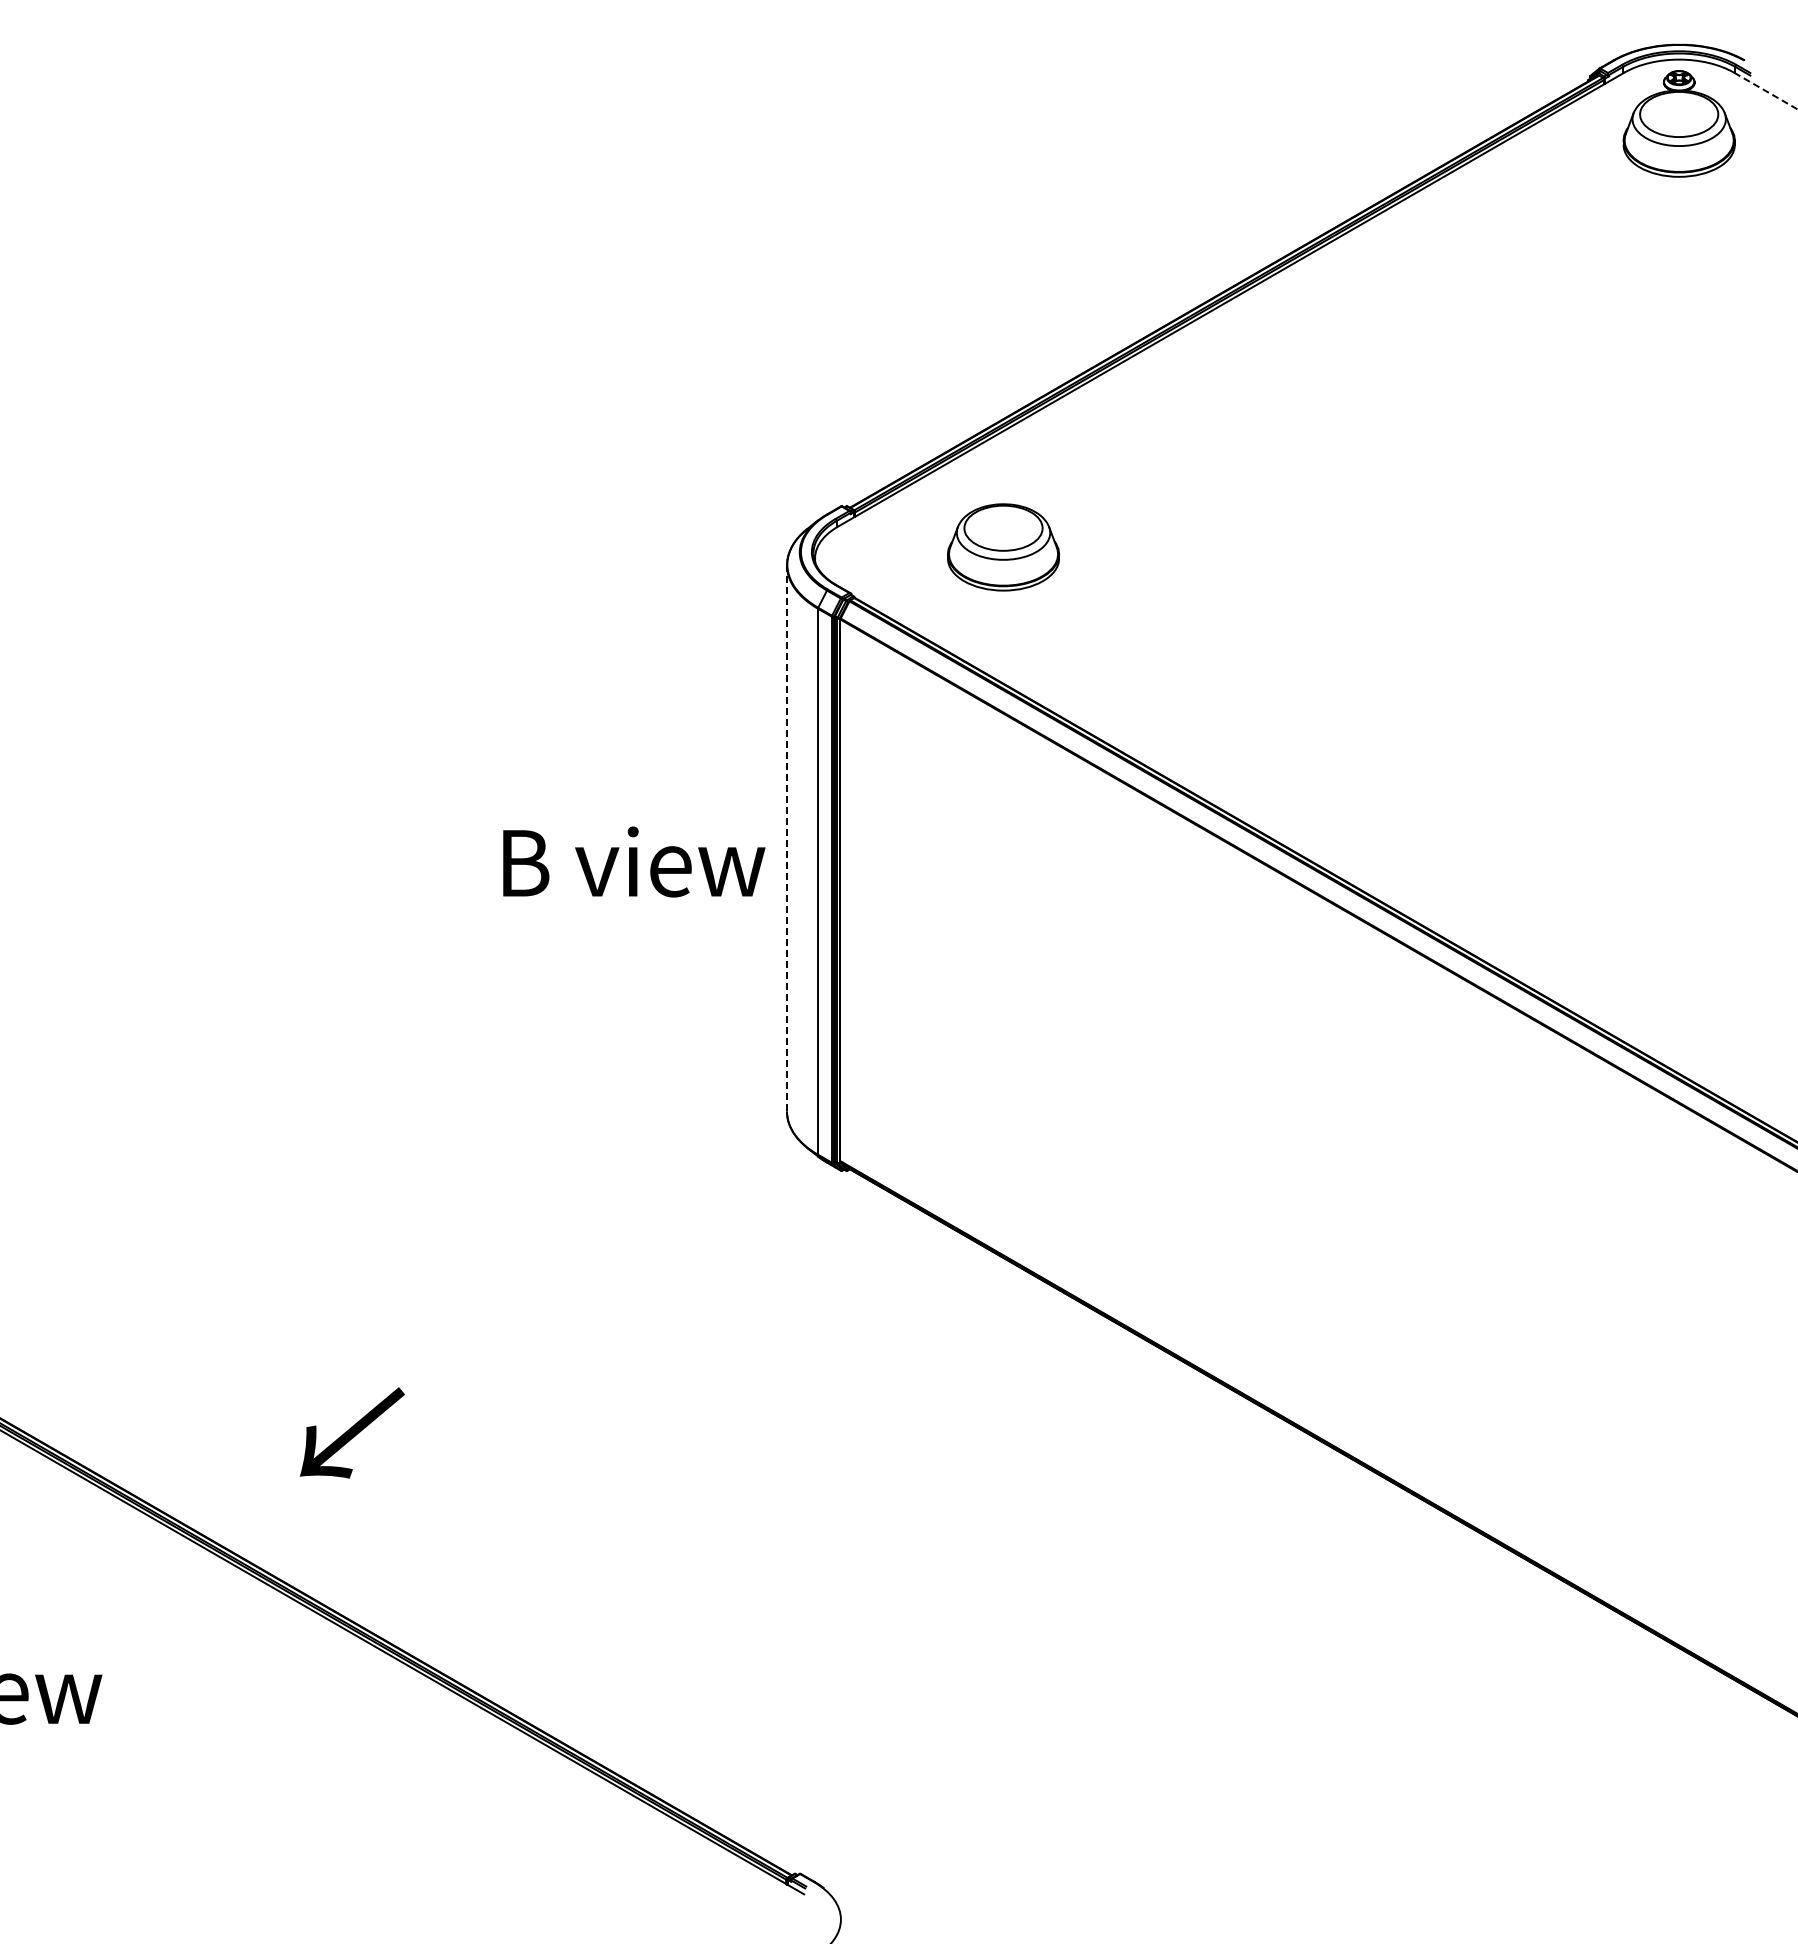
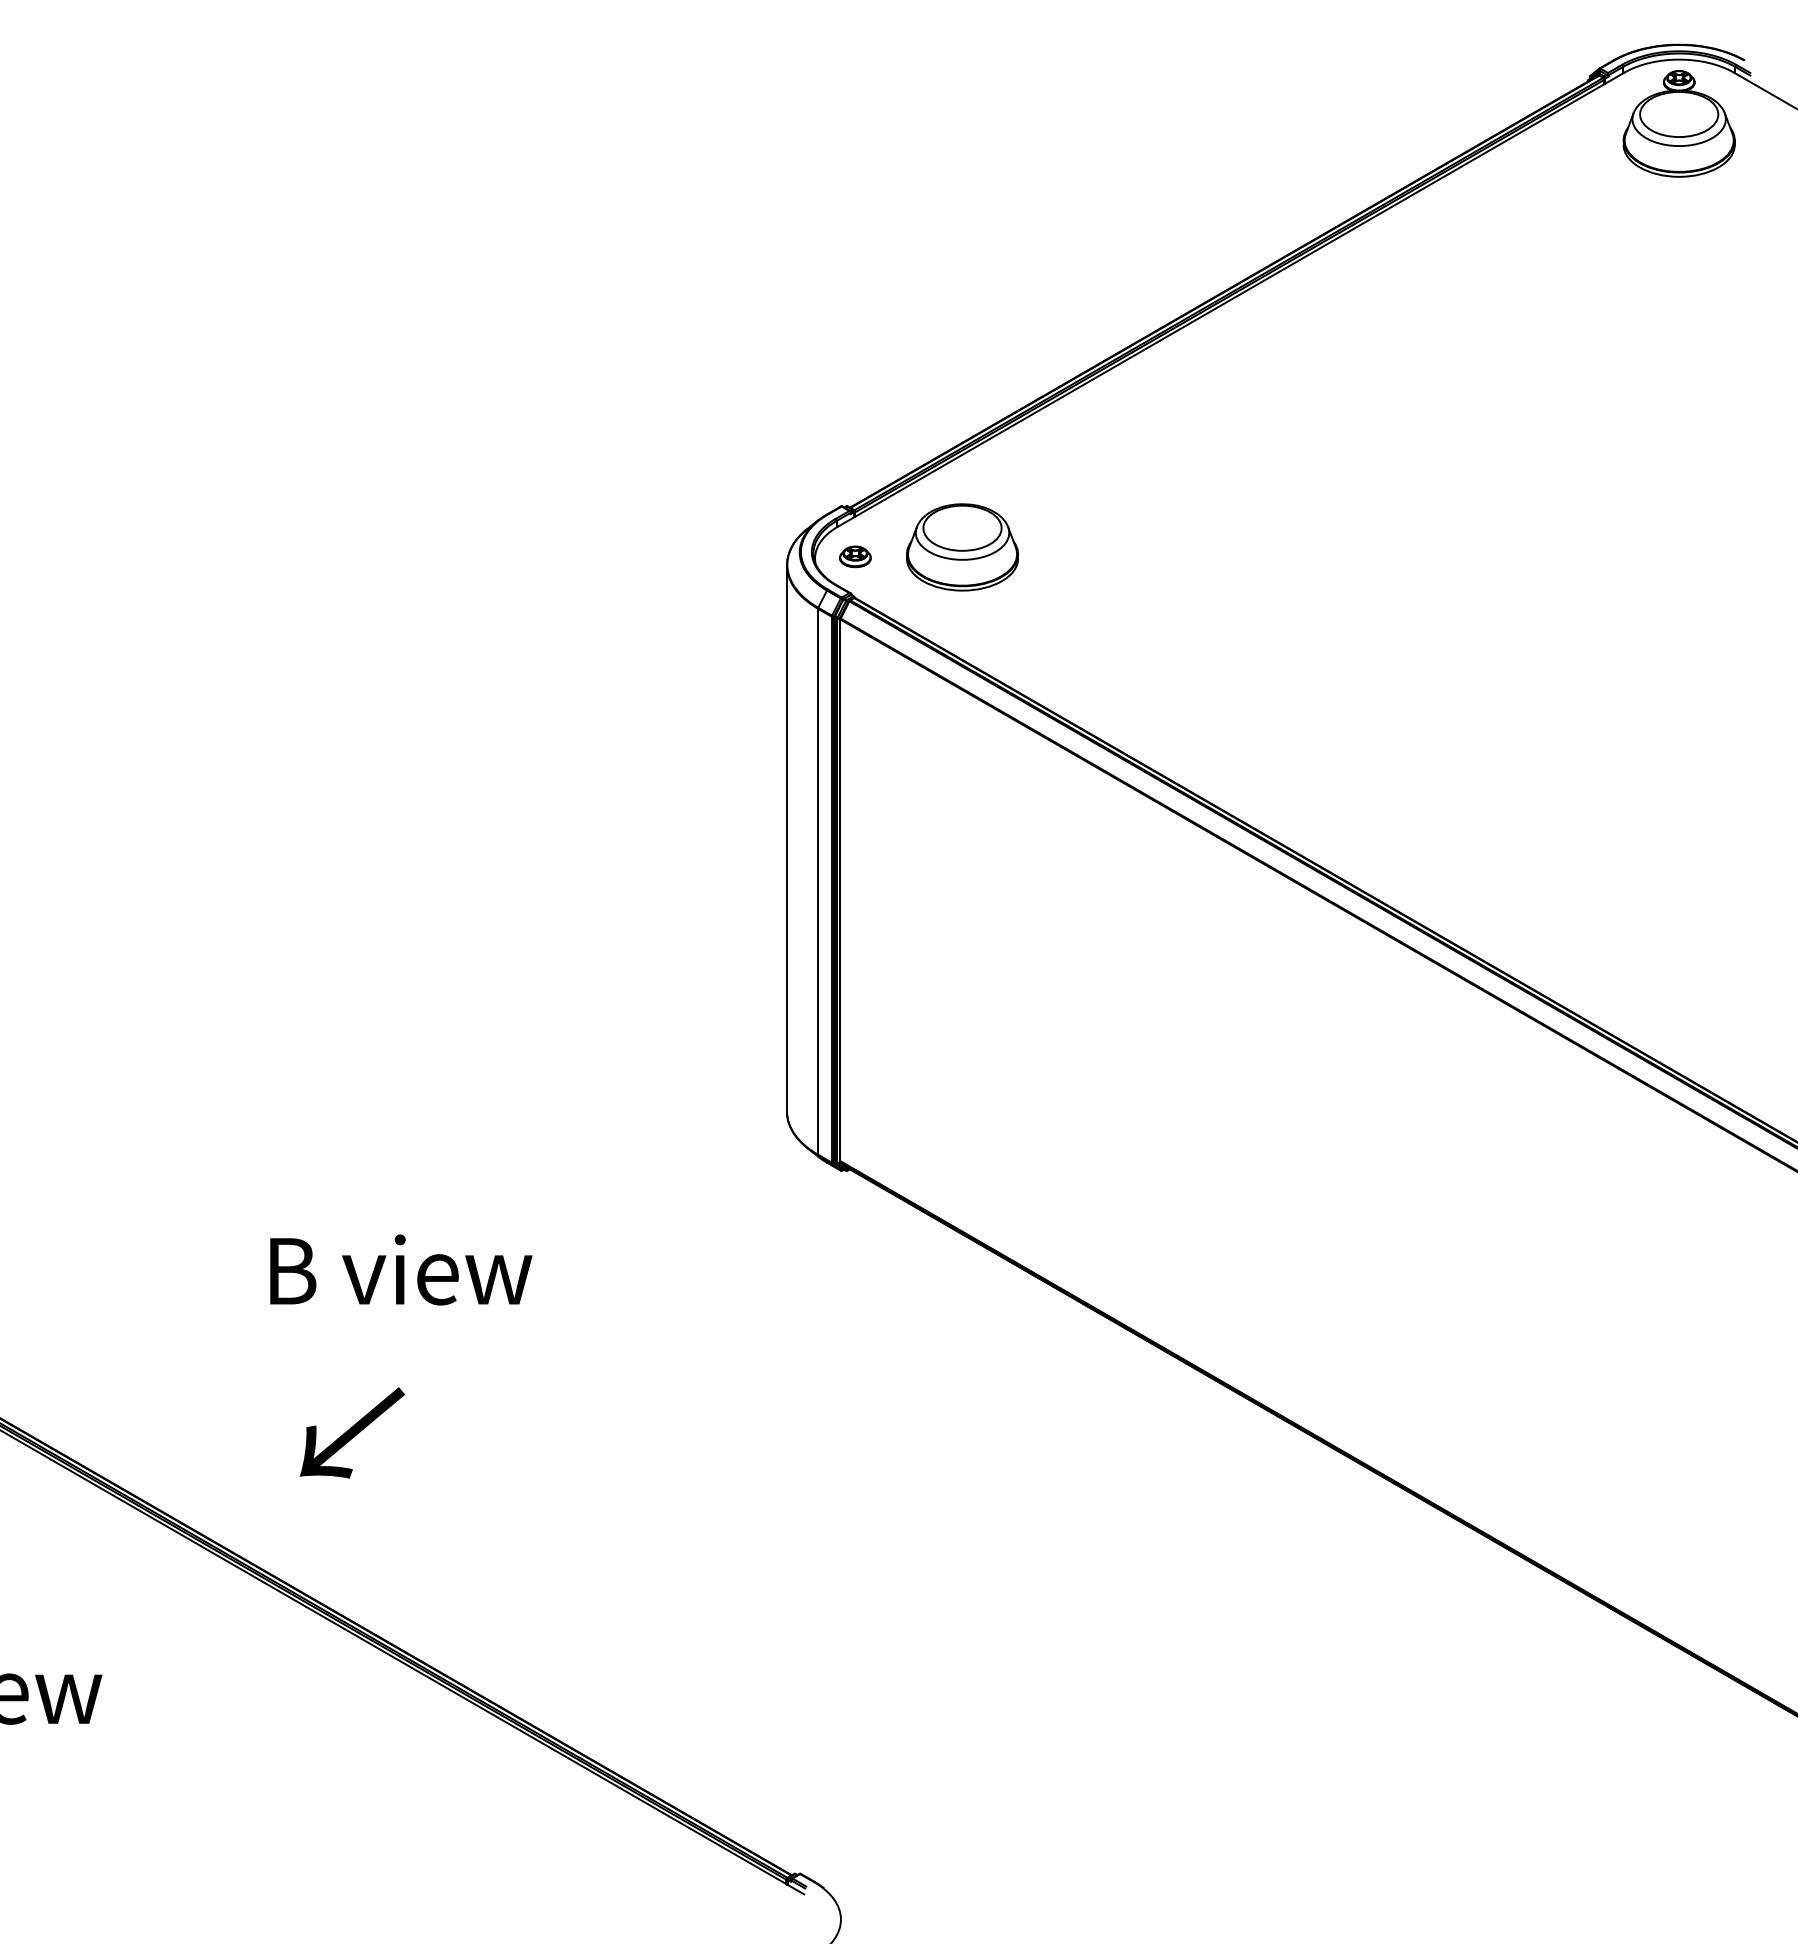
line: dashed -> solid (1766, 91)
part position: (1003, 547) -> (962, 547) (962, 547)
part: none -> present (855, 556)
line: dashed -> solid (786, 838)
text position: (634, 861) -> (401, 1269) (401, 1269)
